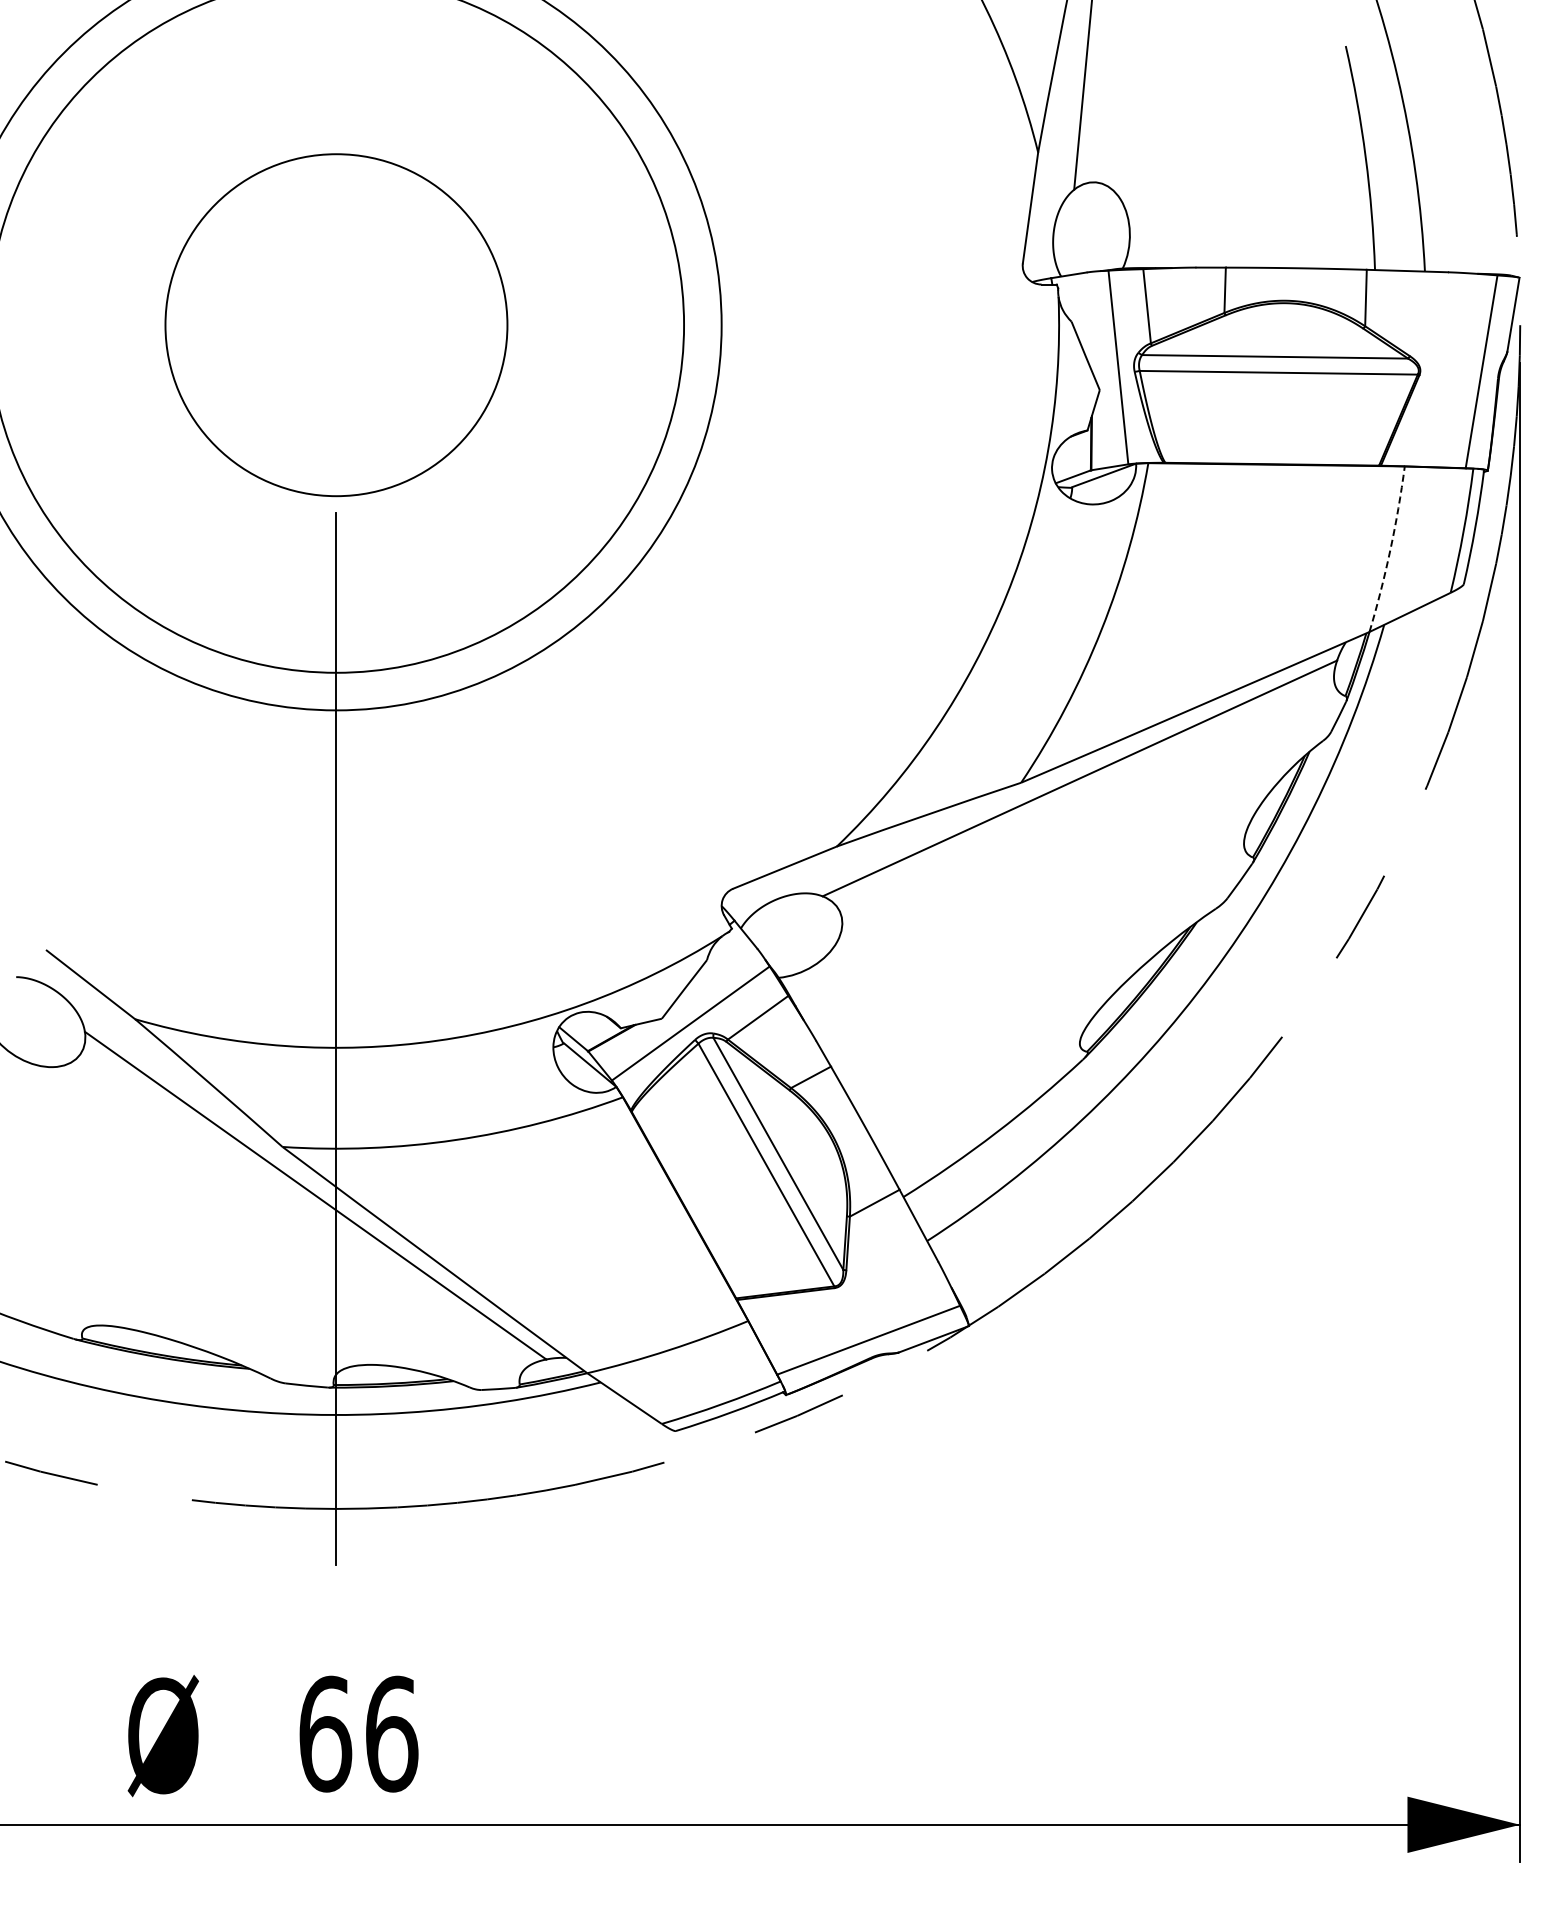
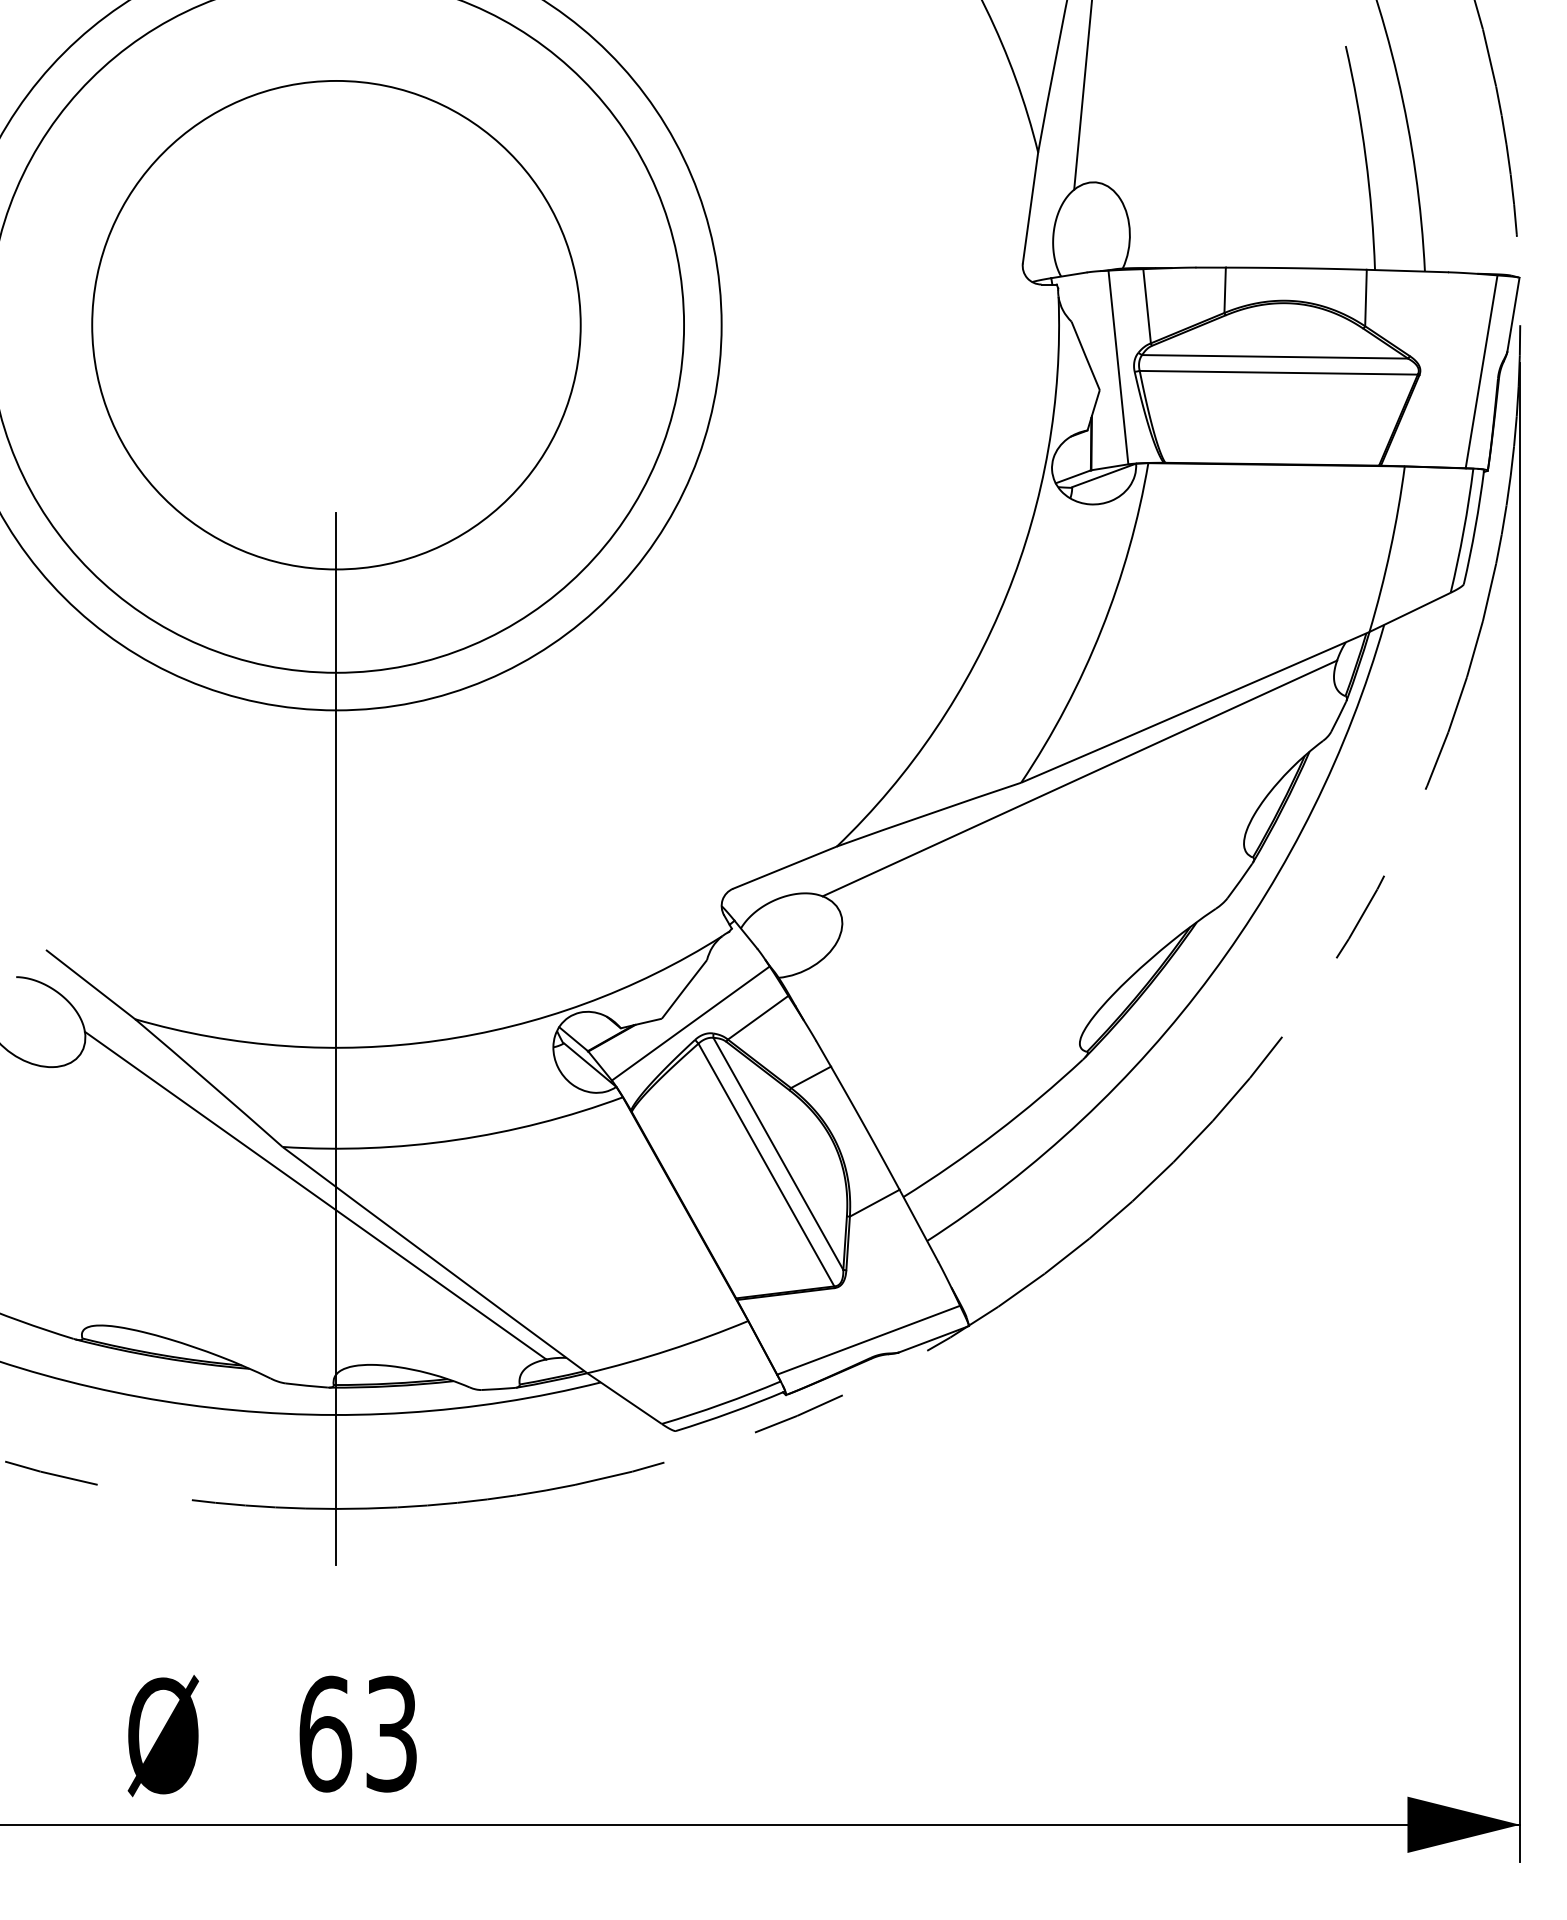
circle diameter: 342 px -> 489 px (336, 324)
arc: dashed -> solid (1390, 549)
text: 66 -> 63 (392, 1733)
